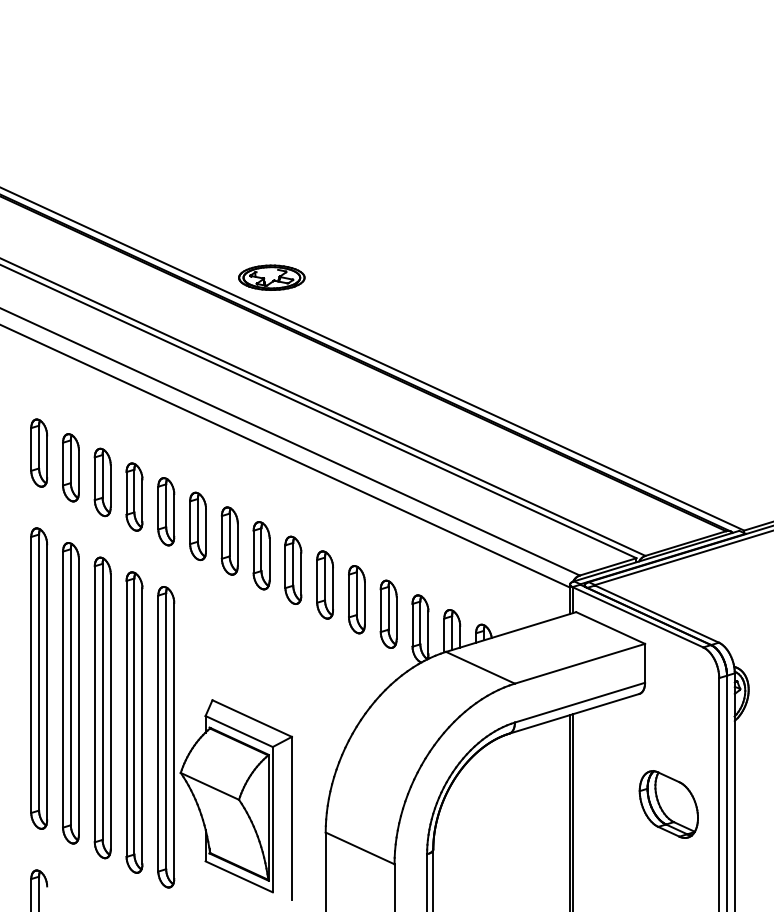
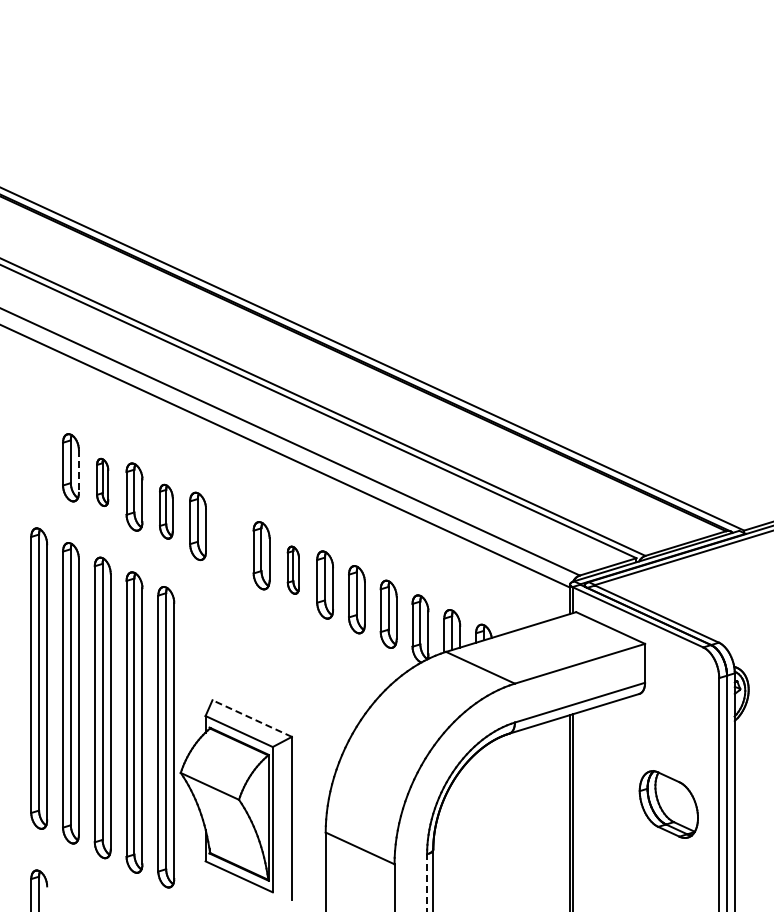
part: present -> none (271, 277)
part: present -> none (39, 452)
line: solid -> dashed (78, 471)
part size: 19x71 px -> 14x50 px (102, 481)
part size: 19x70 px -> 15x57 px (166, 511)
part: present -> none (229, 540)
part size: 19x70 px -> 14x50 px (292, 569)
line: solid -> dashed (252, 718)
line: solid -> dashed (427, 882)
